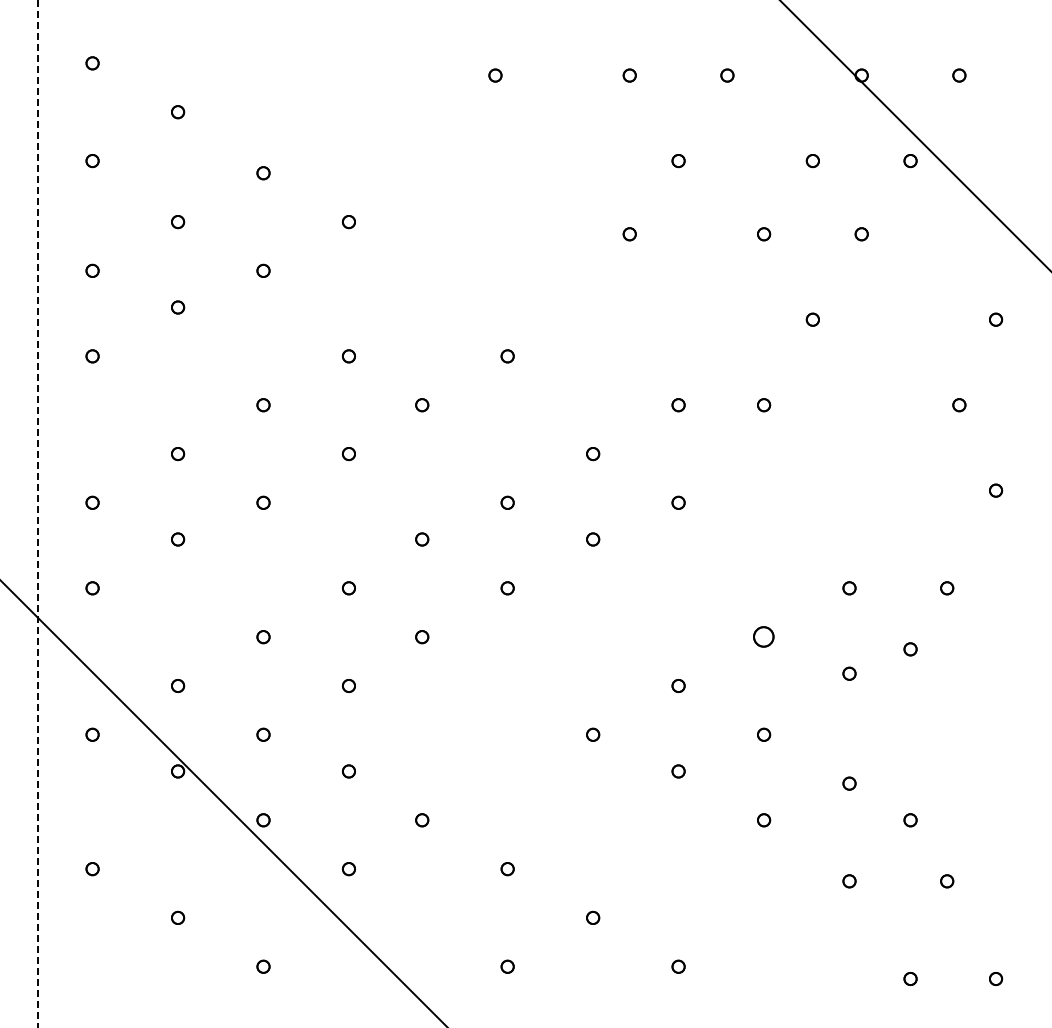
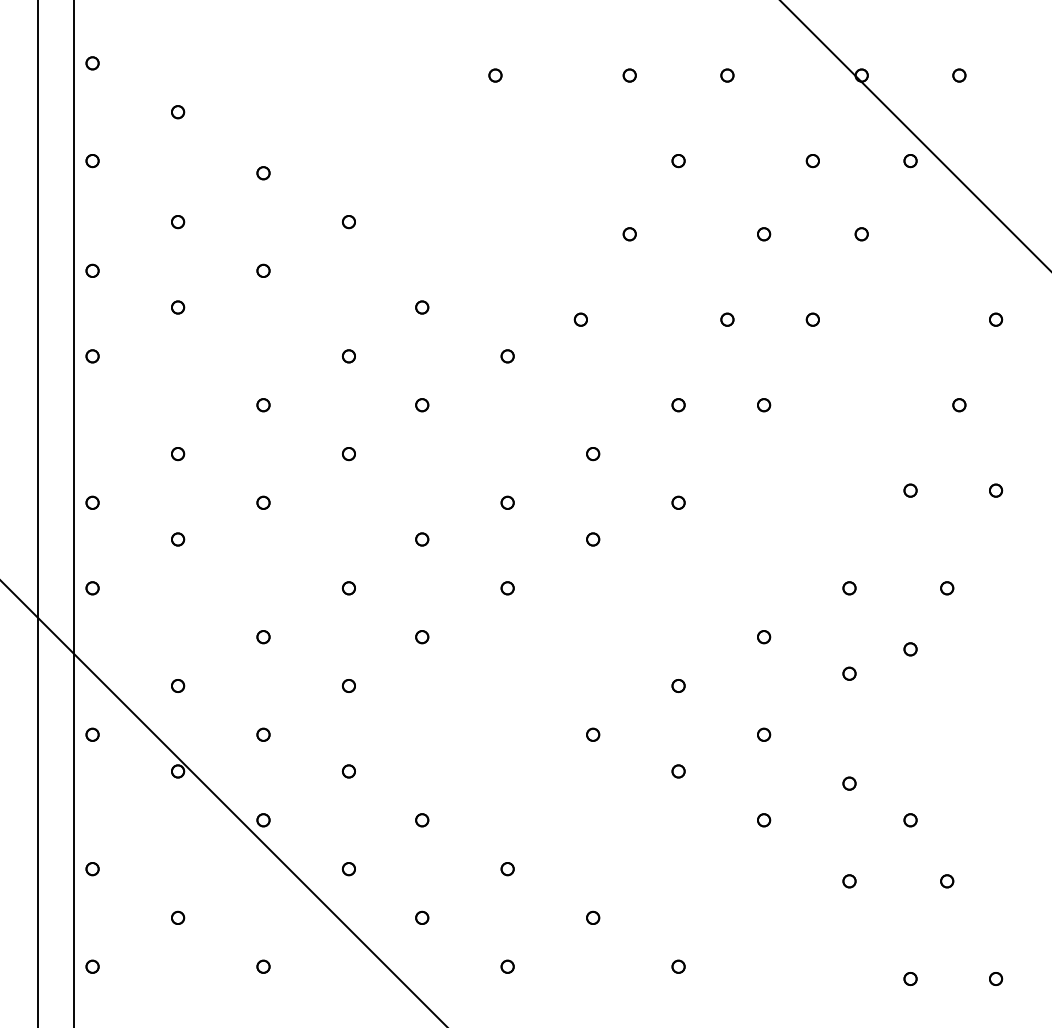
part: none -> present (422, 307)
part: none -> present (580, 319)
part: none -> present (727, 319)
part: none -> present (910, 490)
line: dashed -> solid (37, 513)
line: none -> present (74, 513)
part size: 22x22 px -> 15x15 px (764, 637)
part: none -> present (422, 917)
part: none -> present (92, 966)
